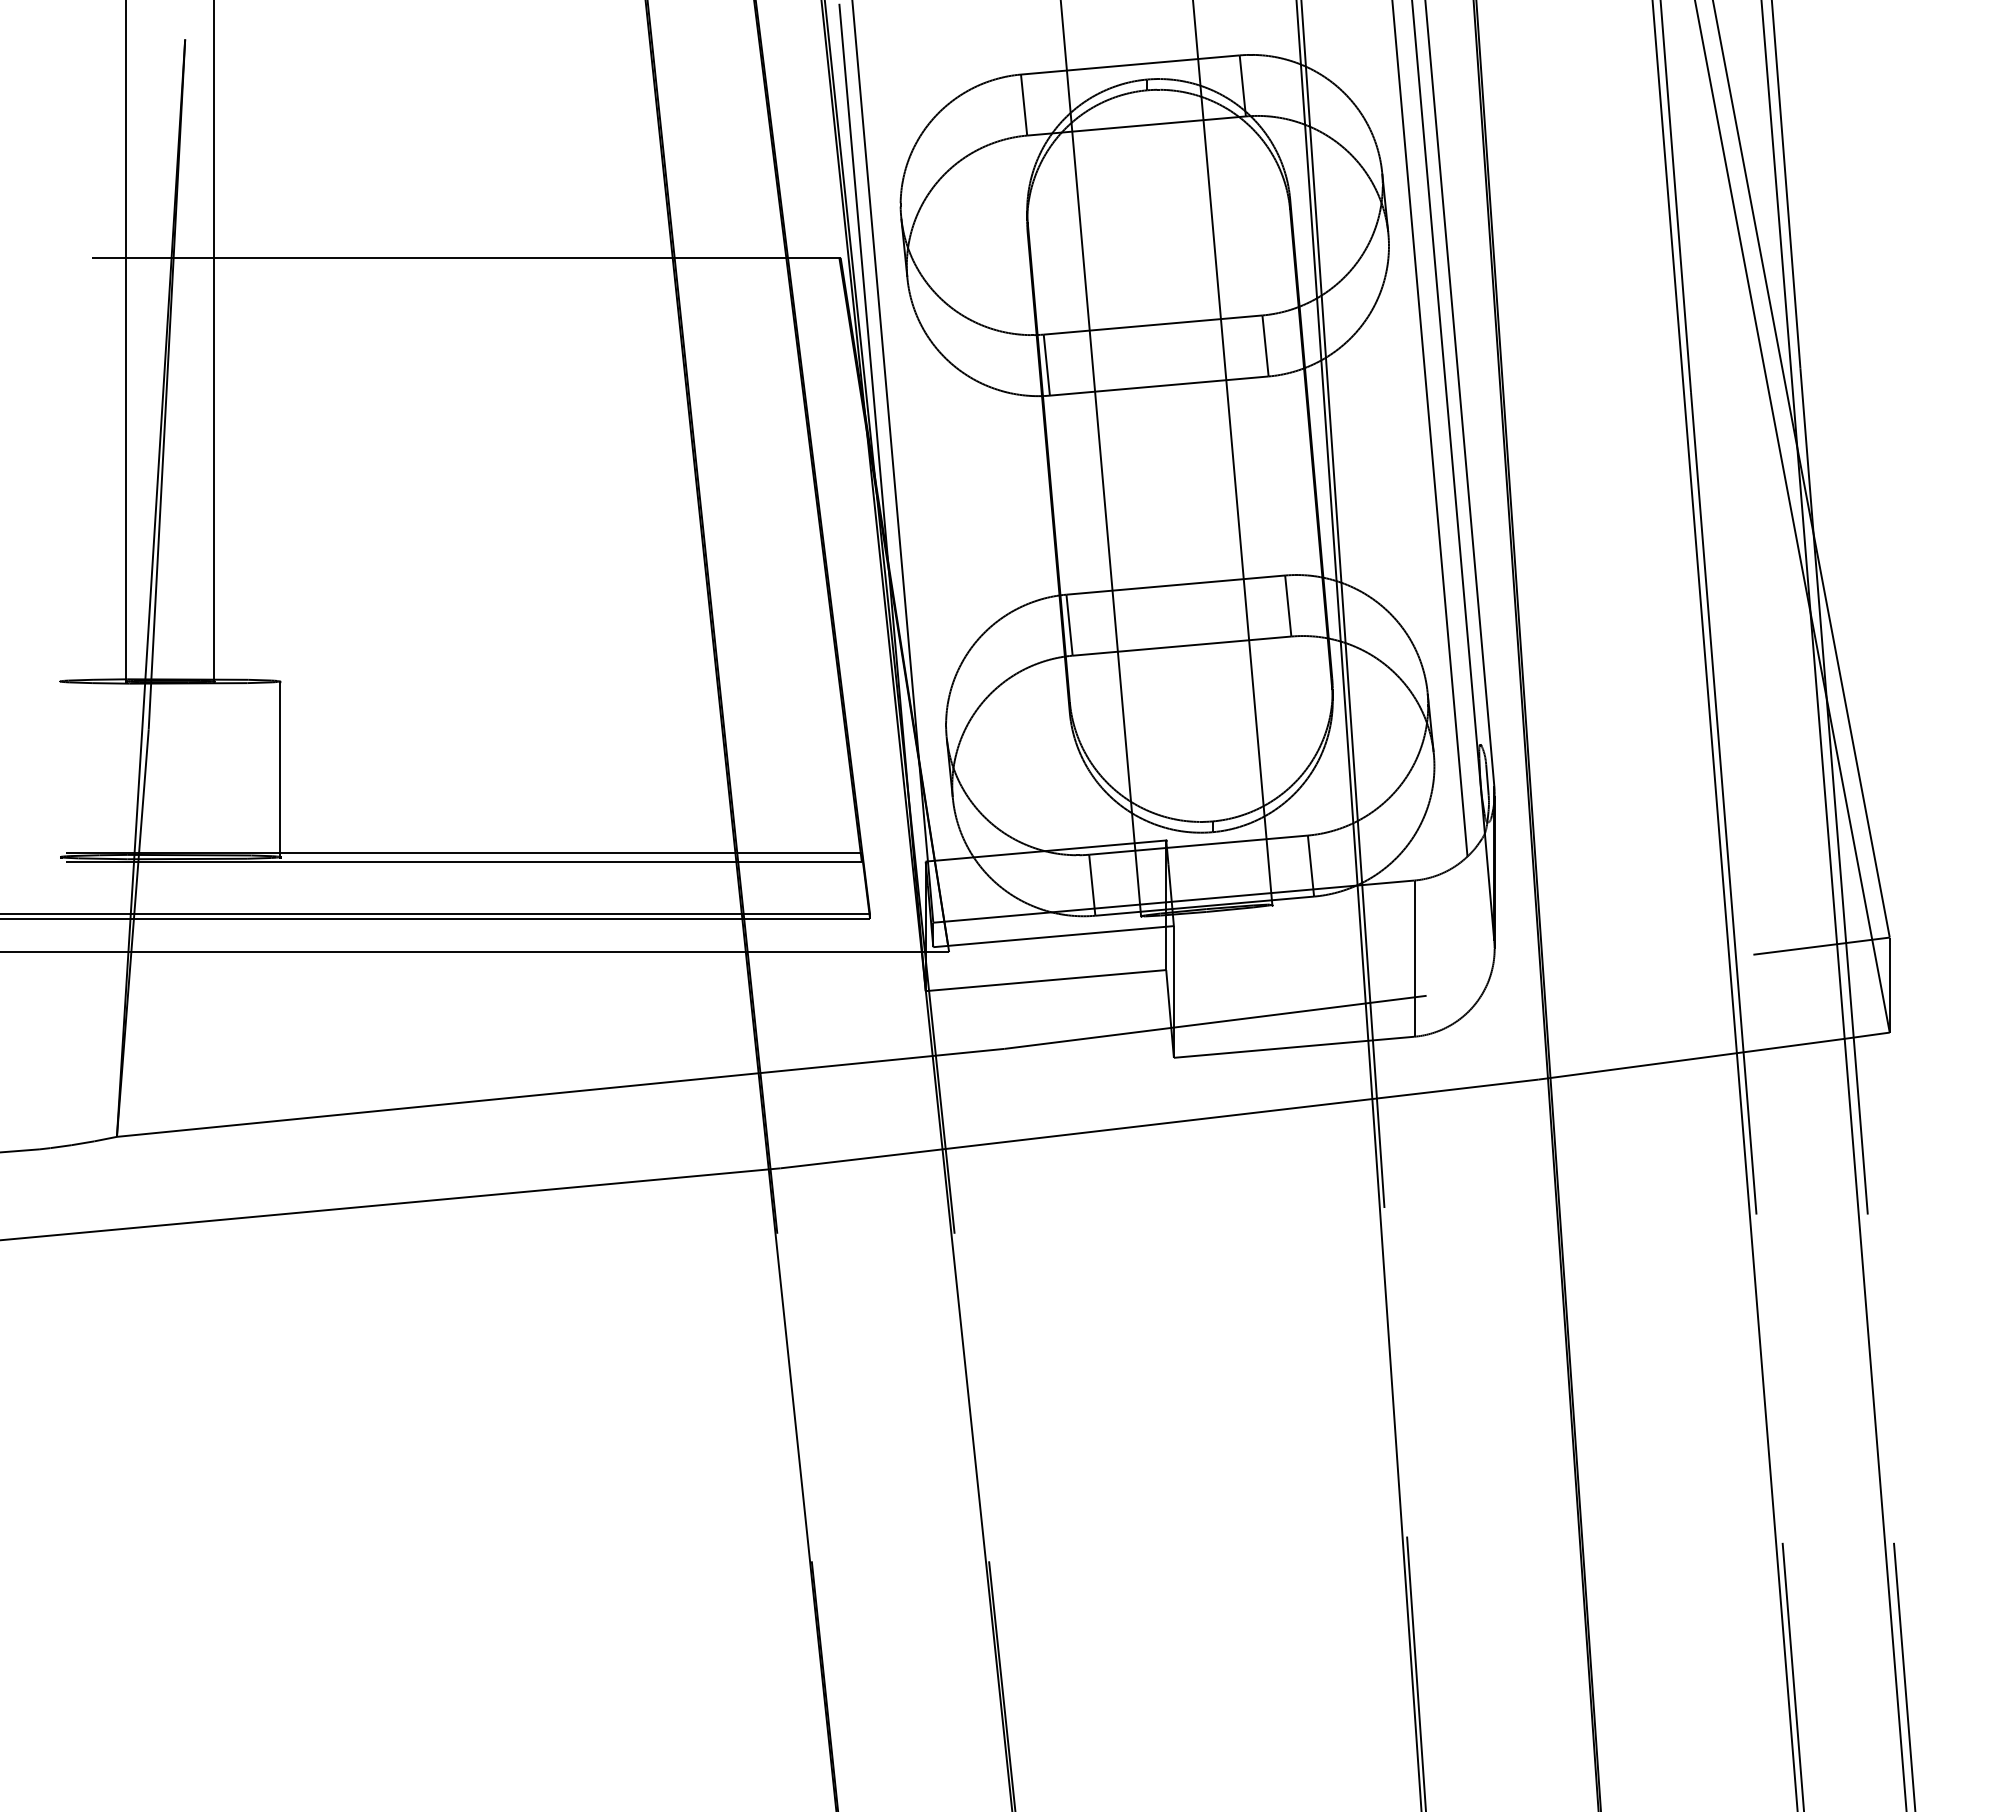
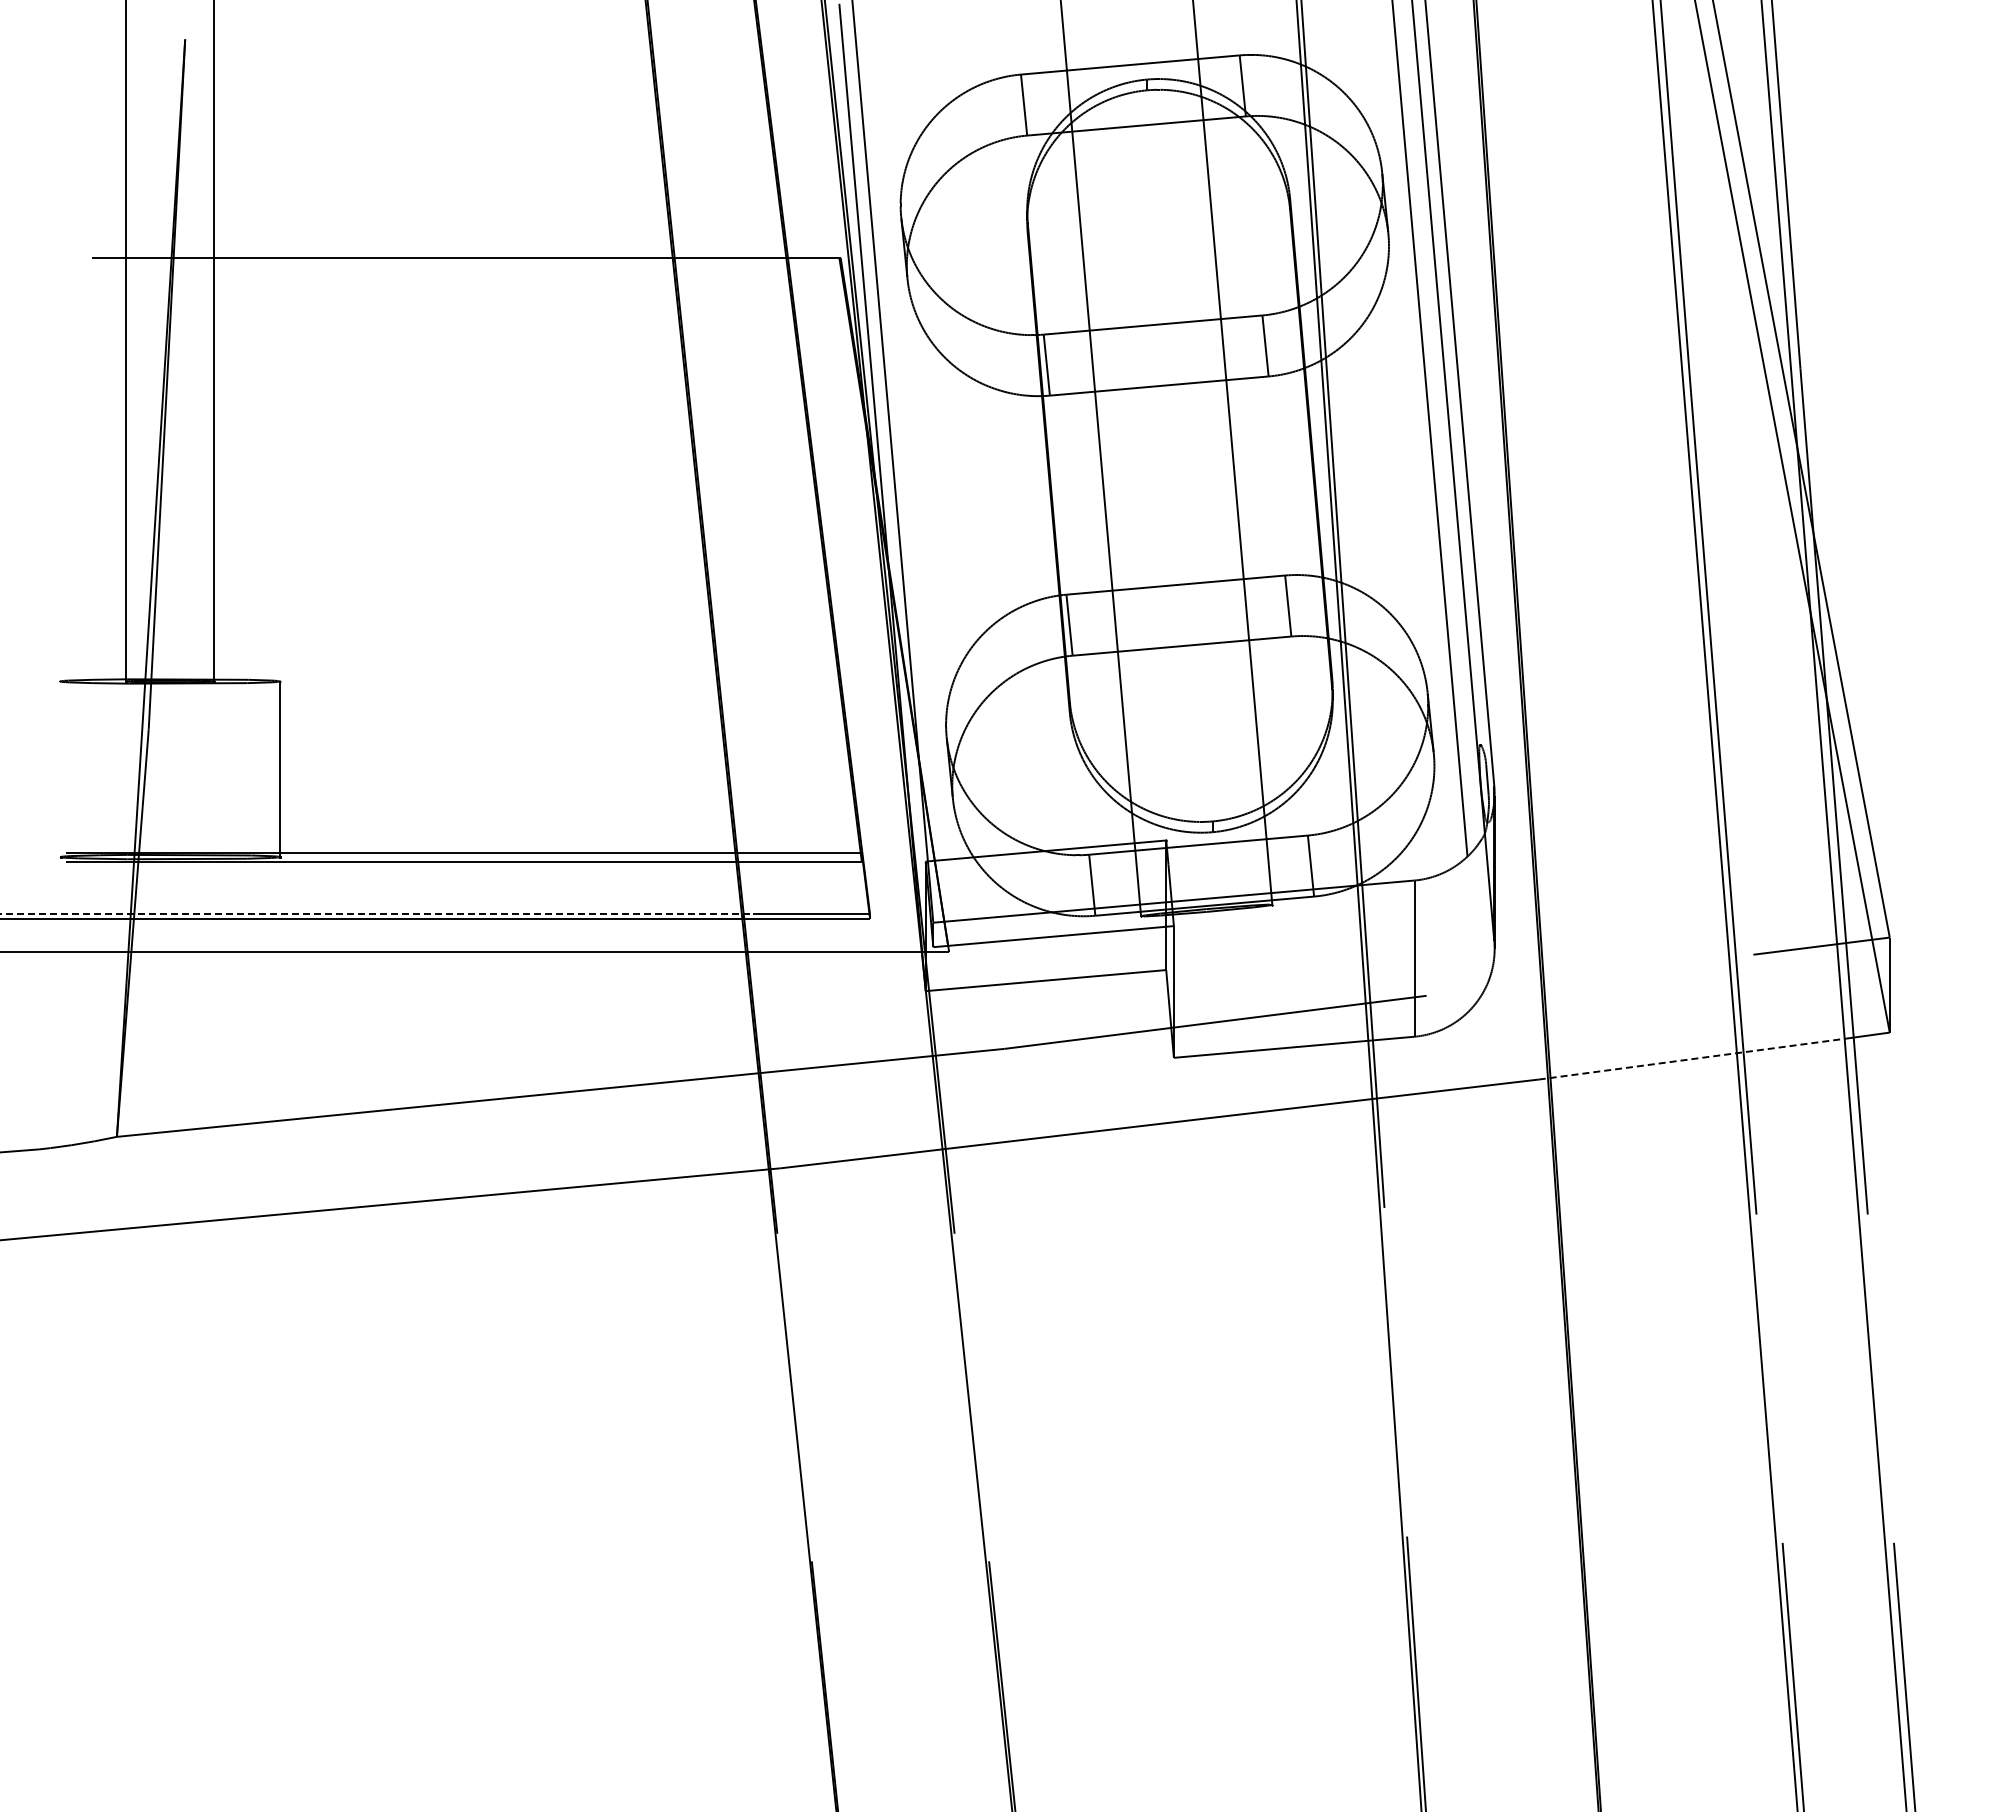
line: solid -> dashed (377, 914)
line: solid -> dashed (1692, 1059)
